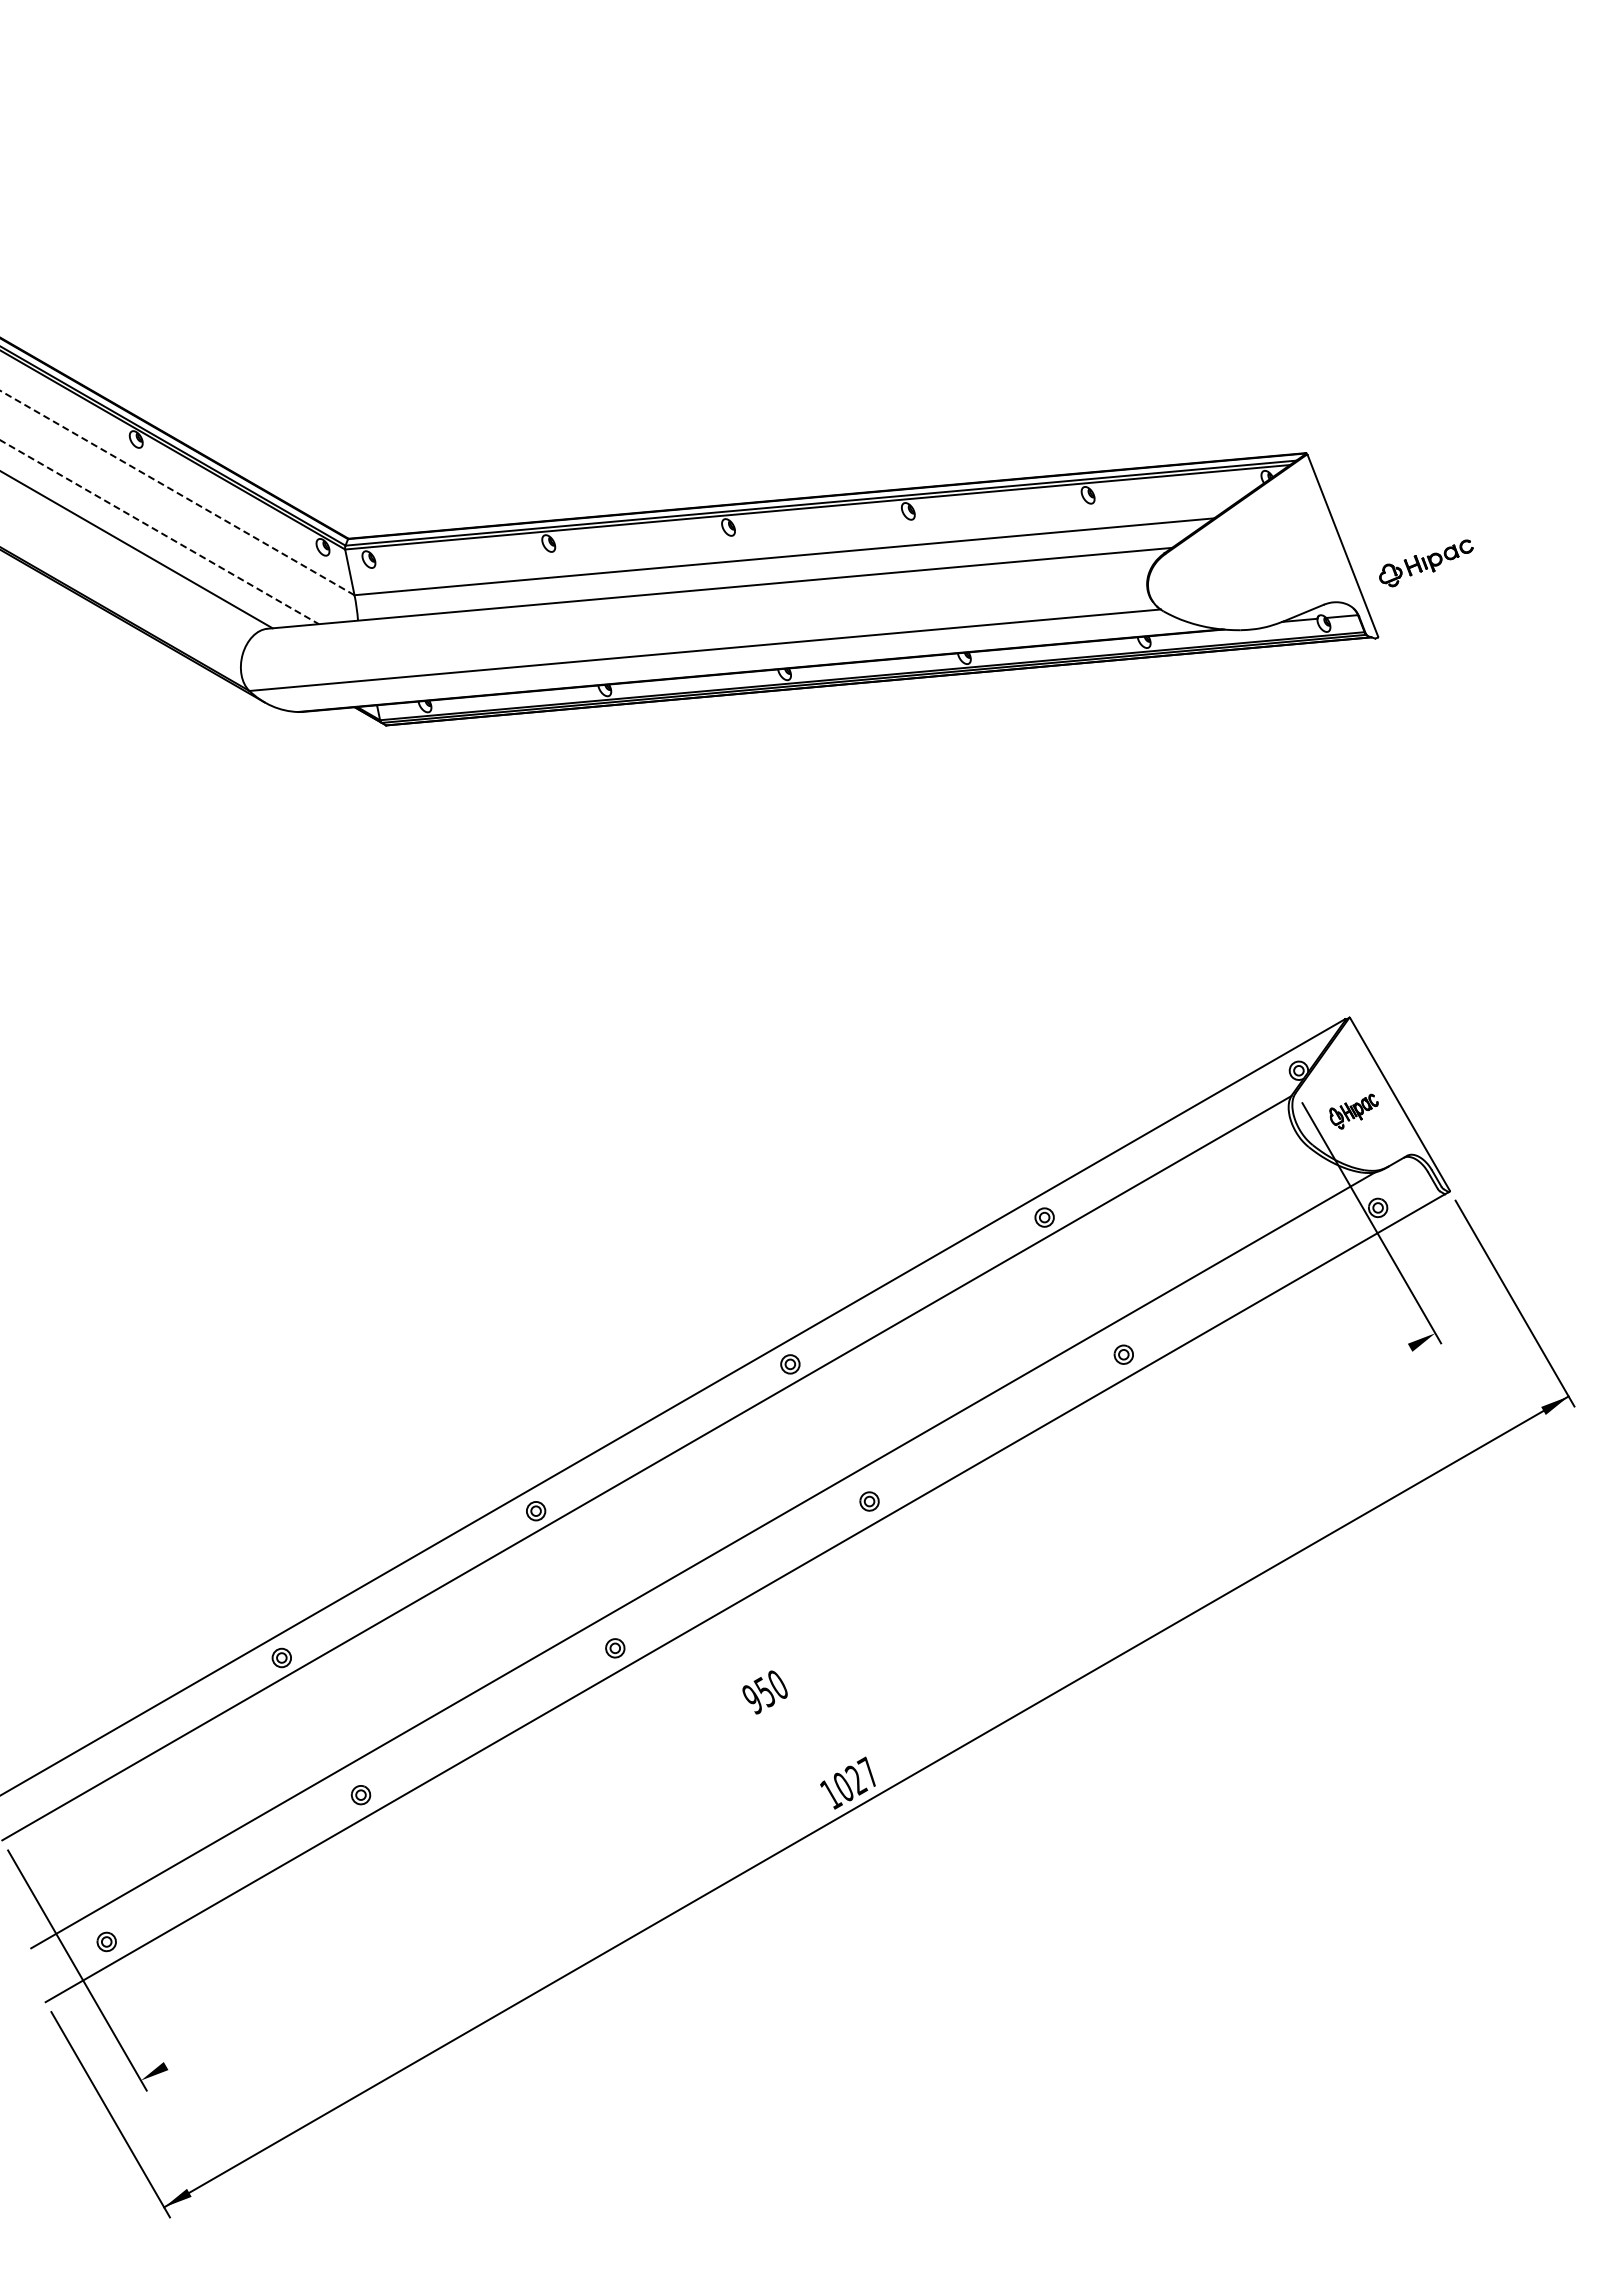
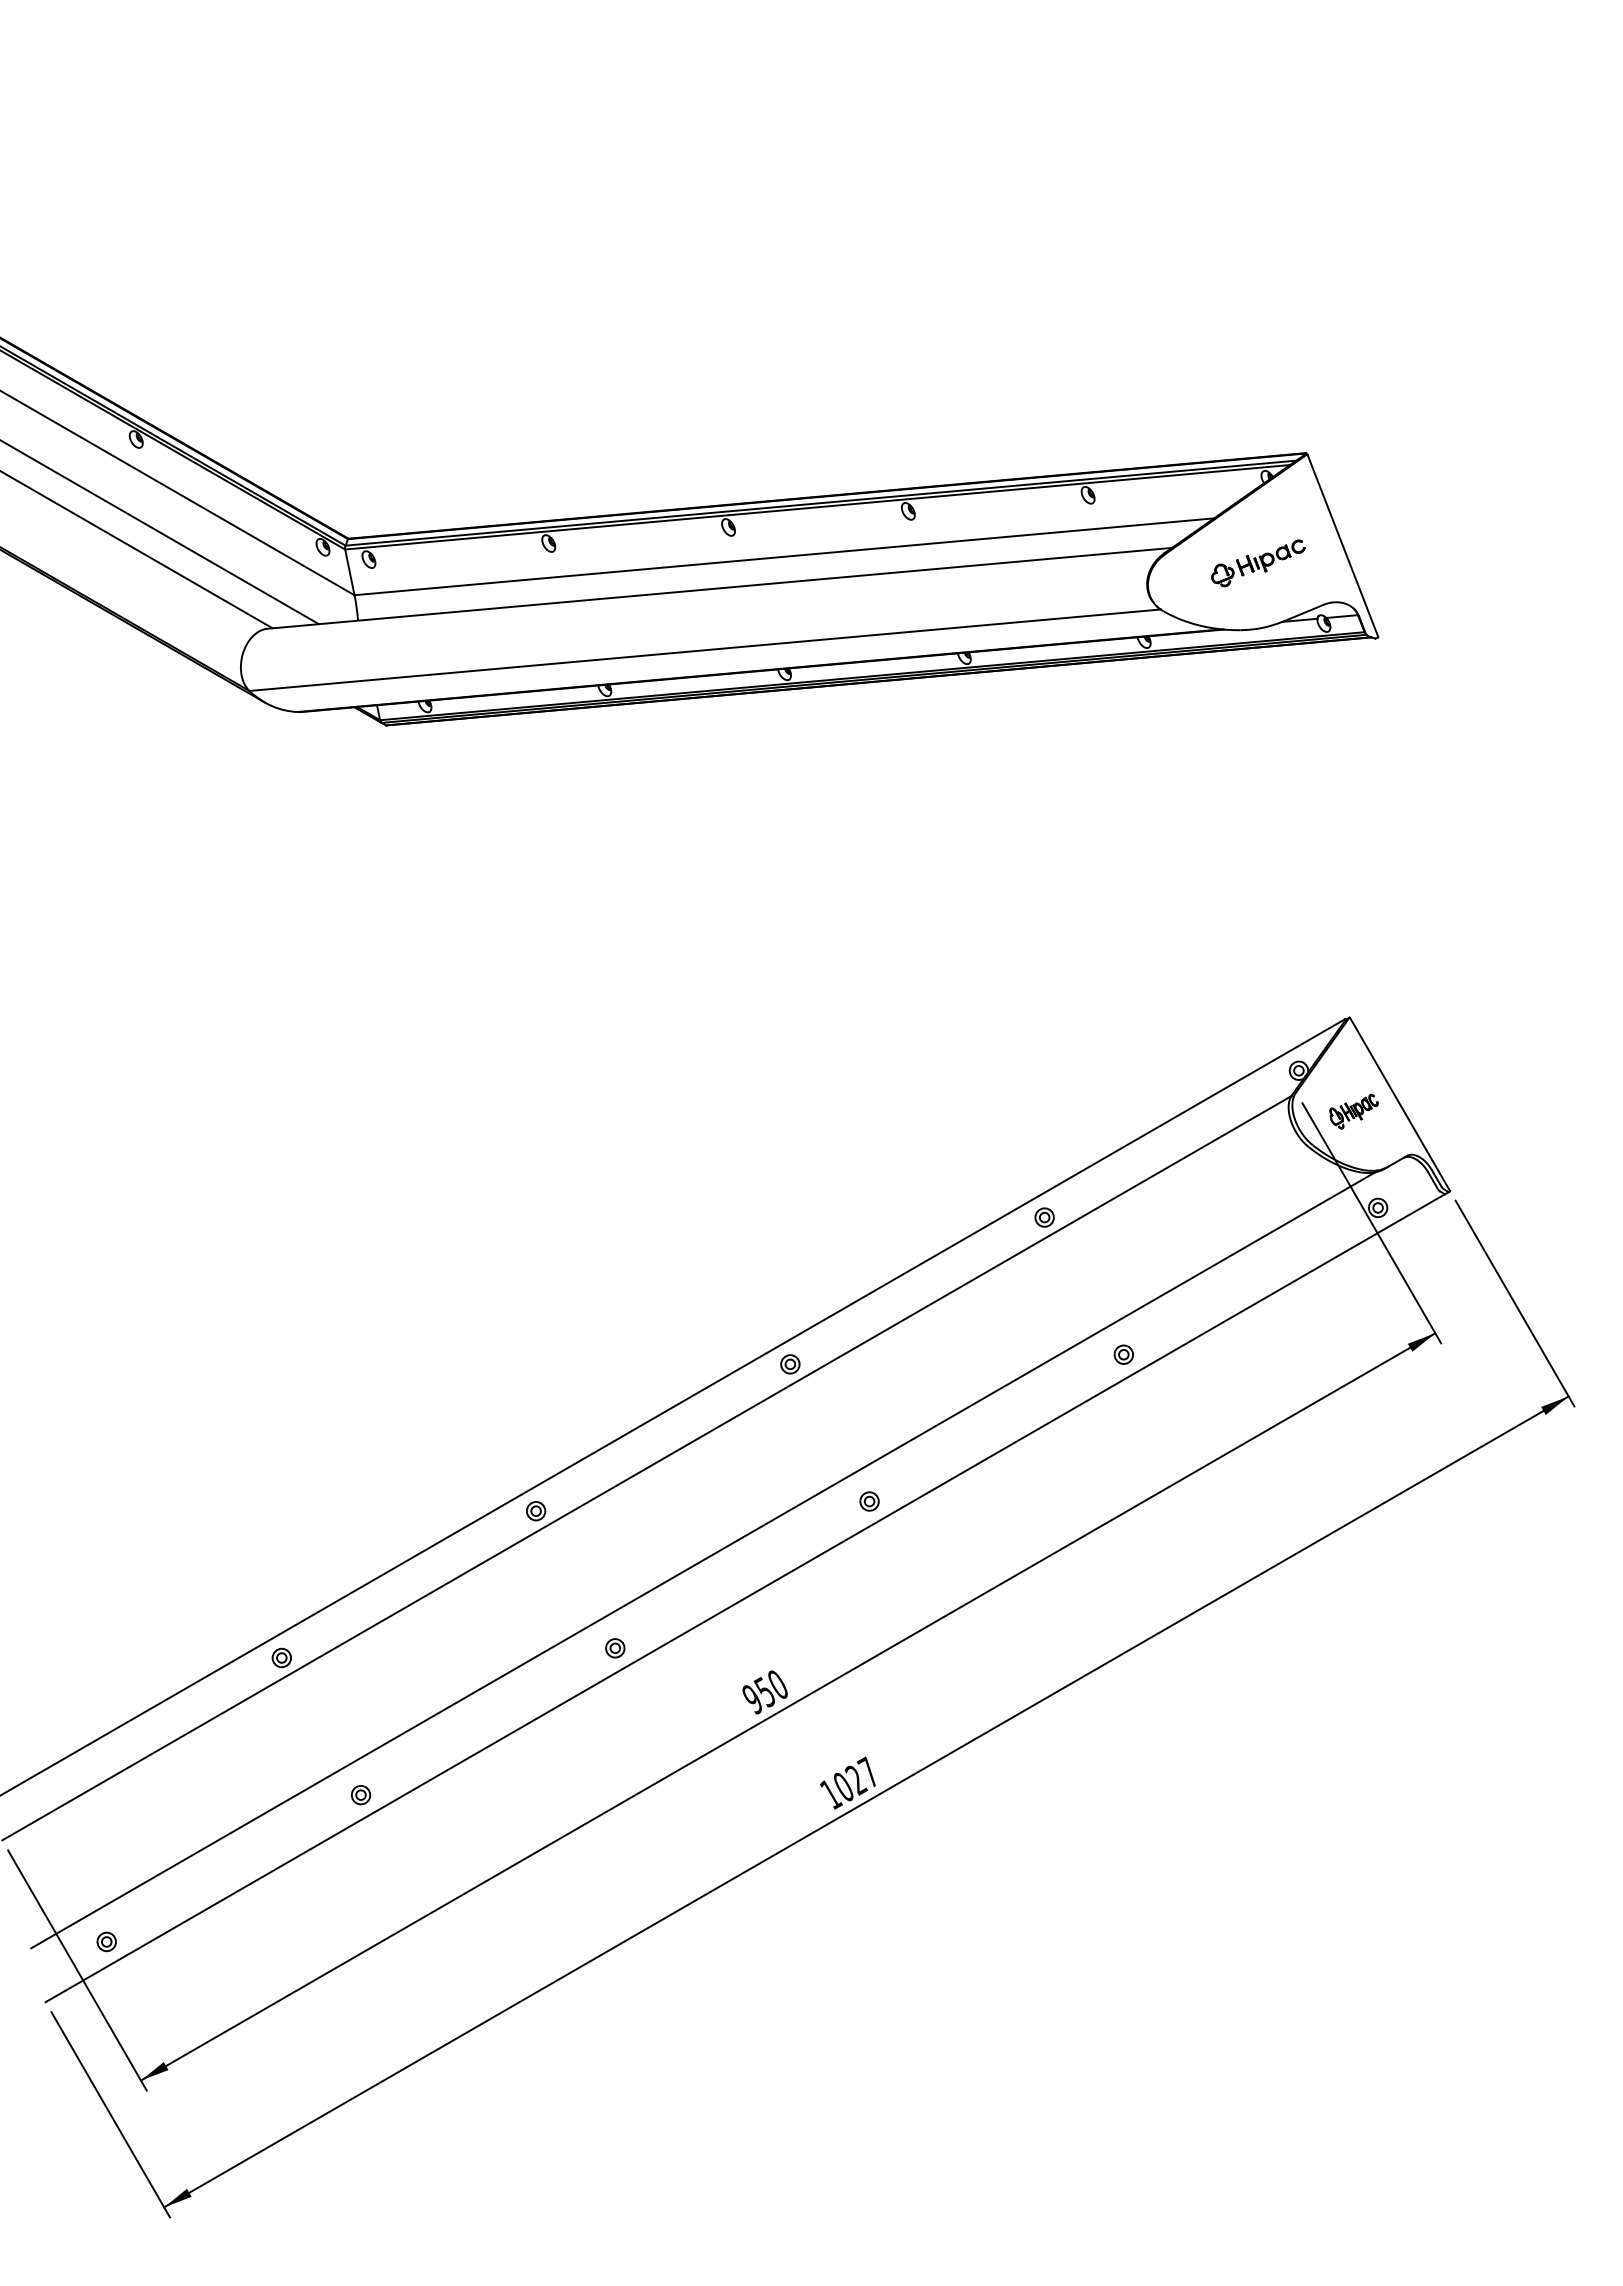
line: dashed -> solid (178, 493)
line: dashed -> solid (159, 532)
part position: (1426, 563) -> (1258, 563) (1258, 563)
line: none -> present (787, 1706)
